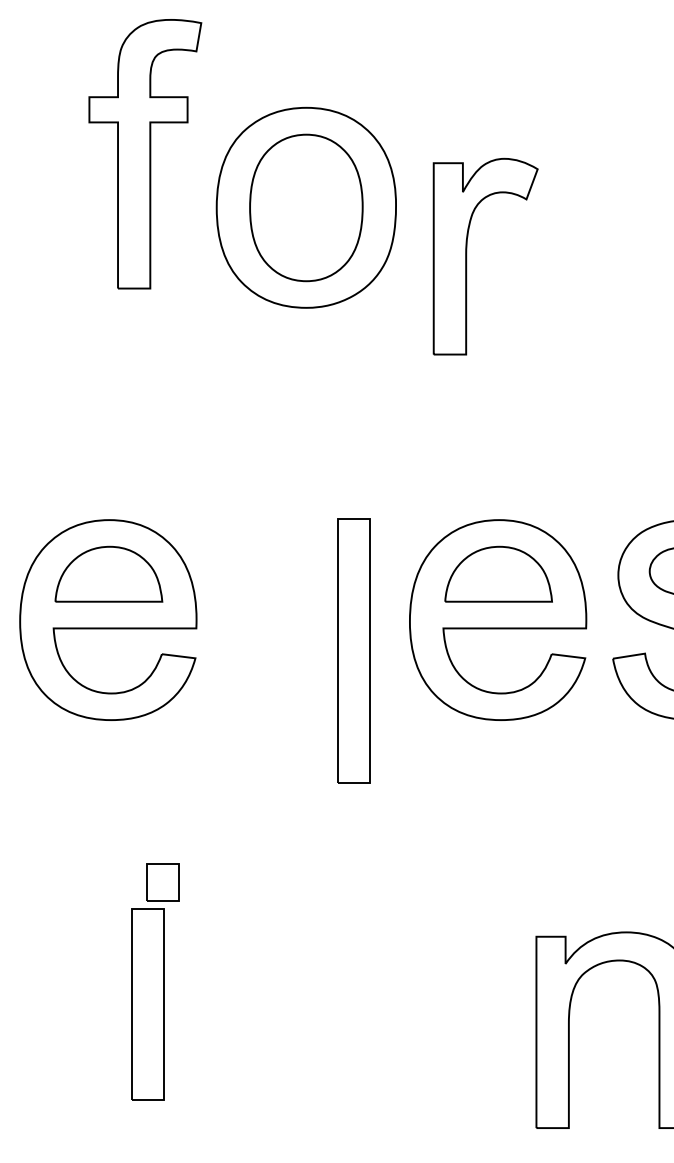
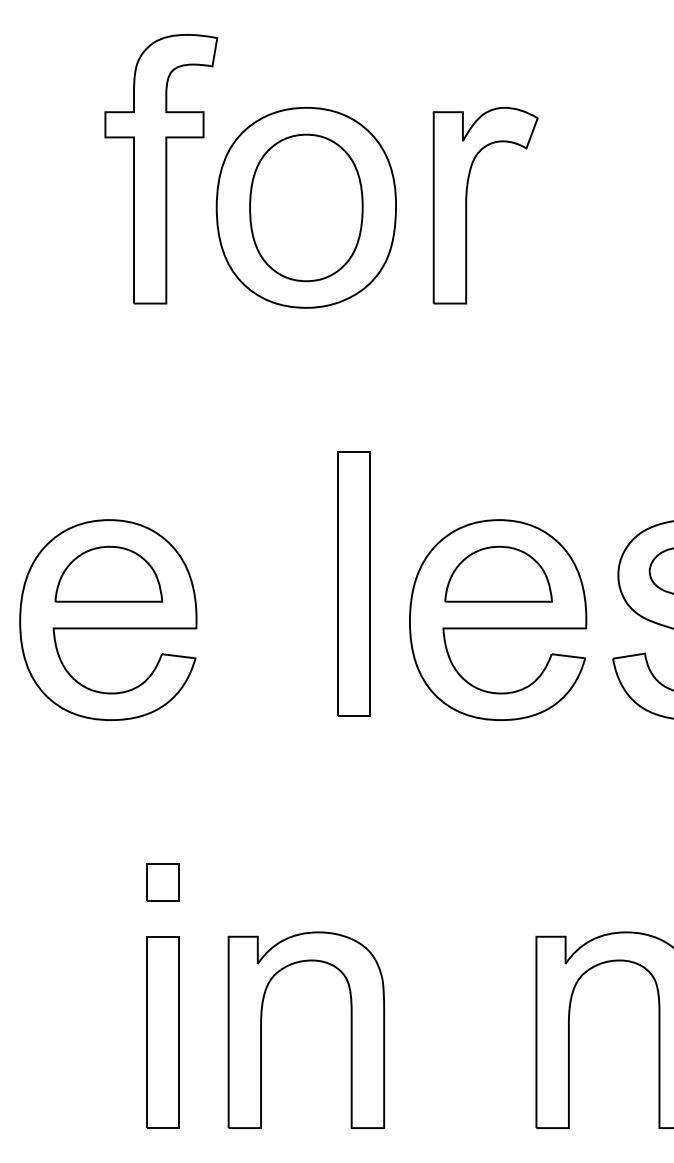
part position: (145, 154) -> (161, 169) (161, 169)
part position: (467, 256) -> (467, 205) (467, 205)
part position: (353, 650) -> (353, 583) (353, 583)
part position: (147, 1004) -> (162, 1032) (162, 1032)
part: none -> present (350, 1029)
